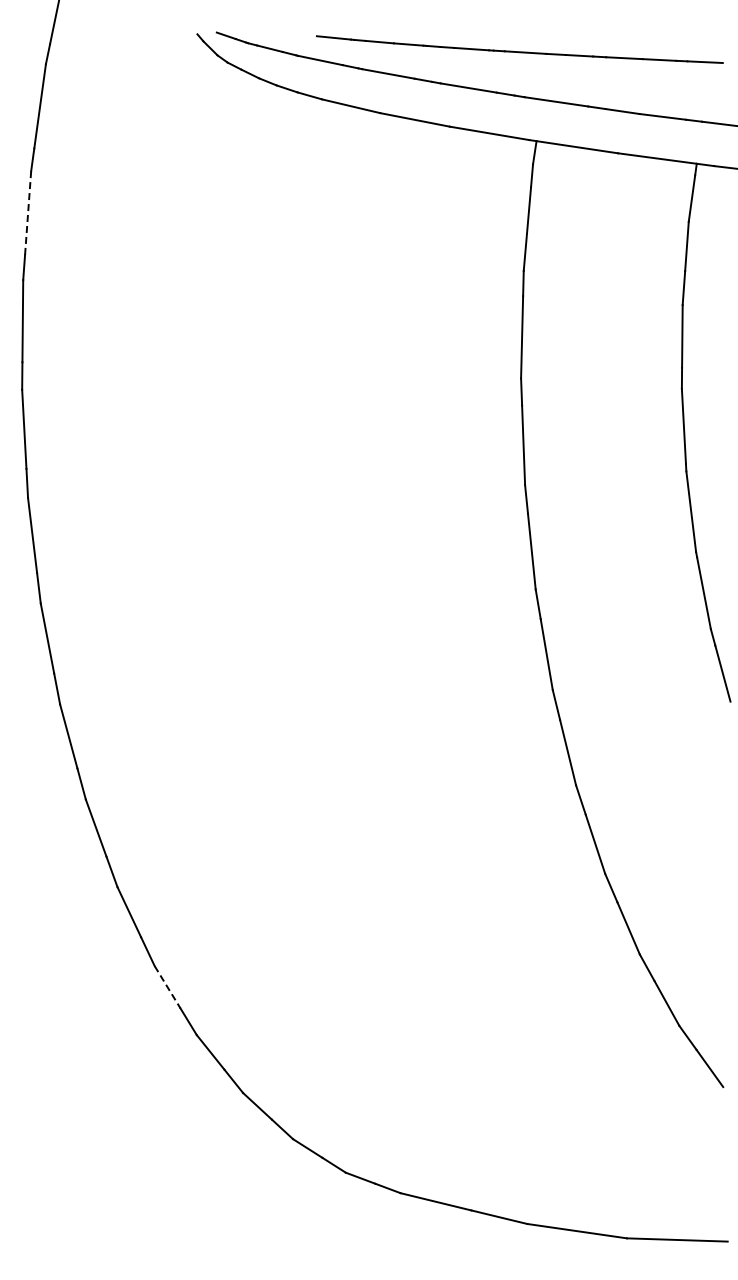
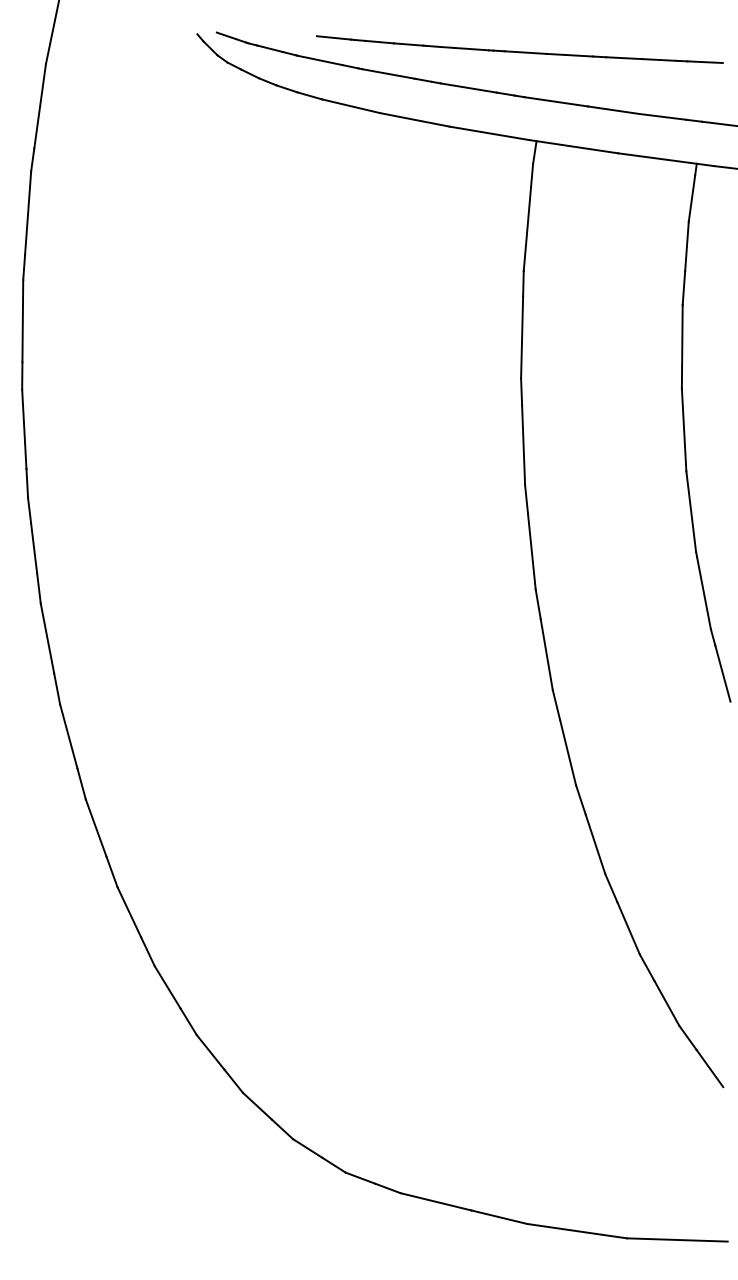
line: dashed -> solid (28, 213)
line: dashed -> solid (167, 987)
